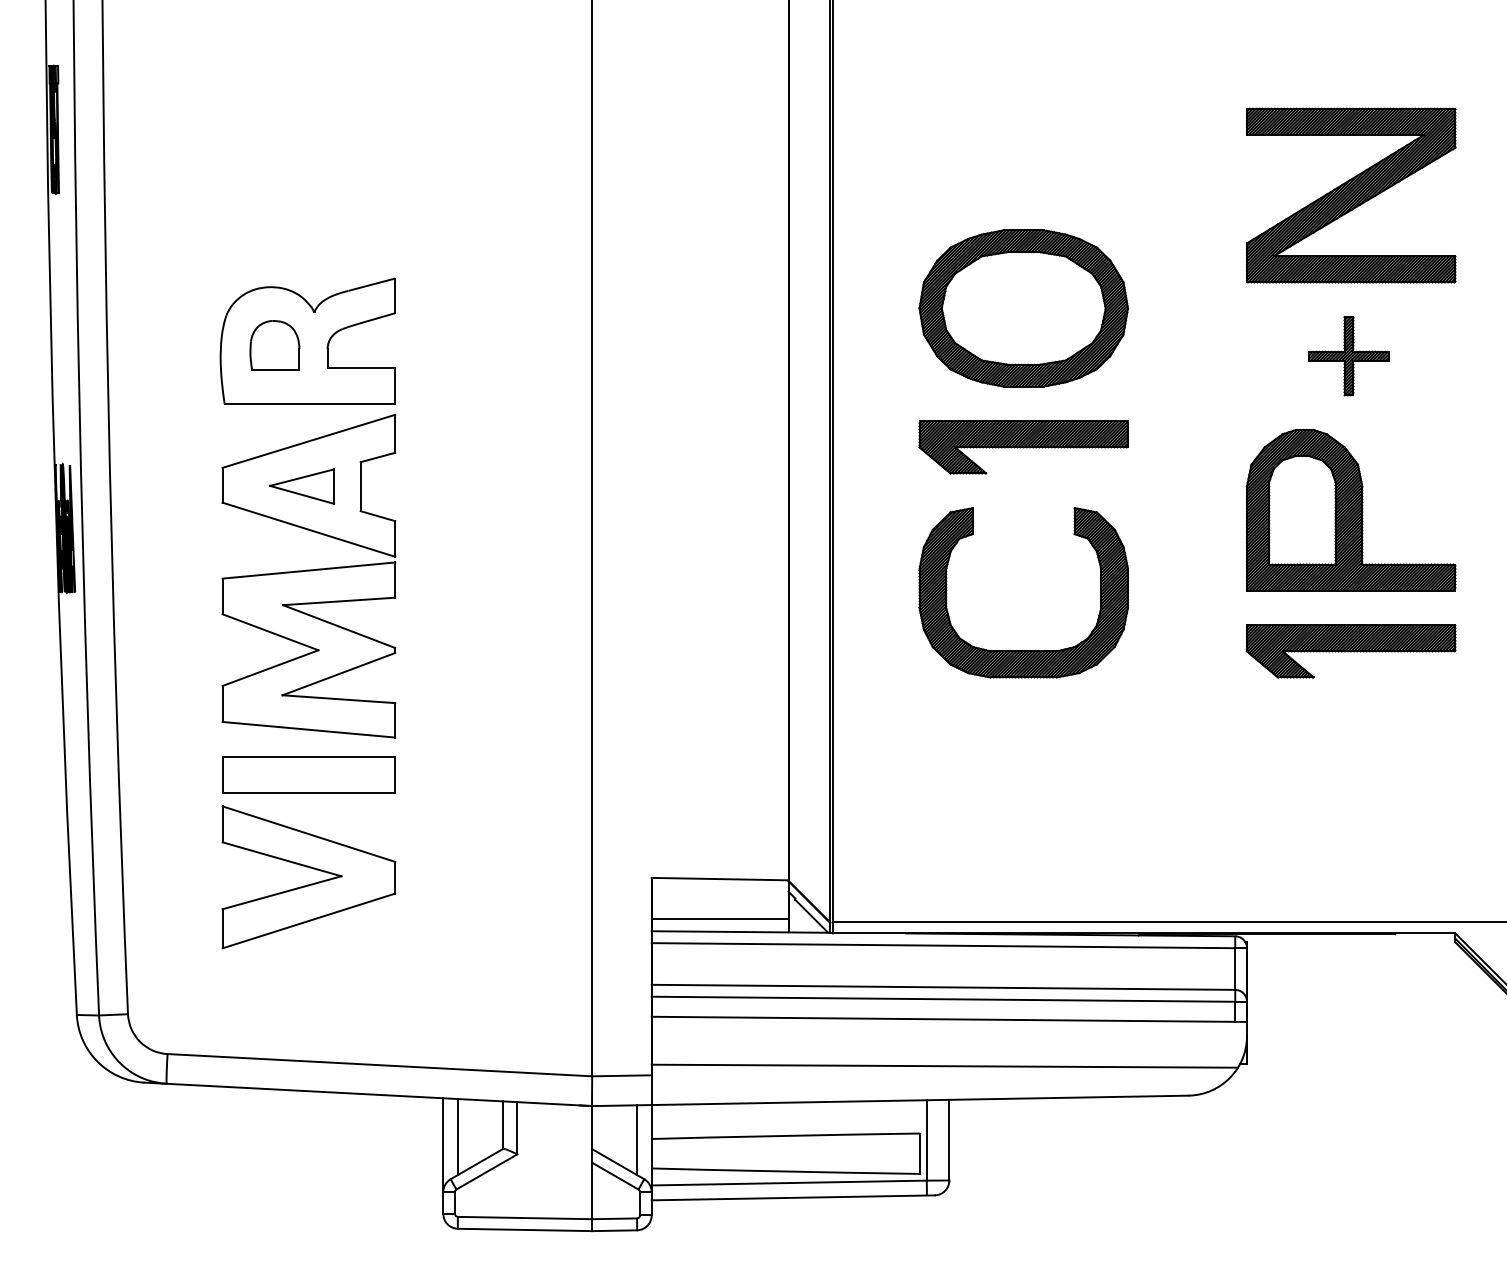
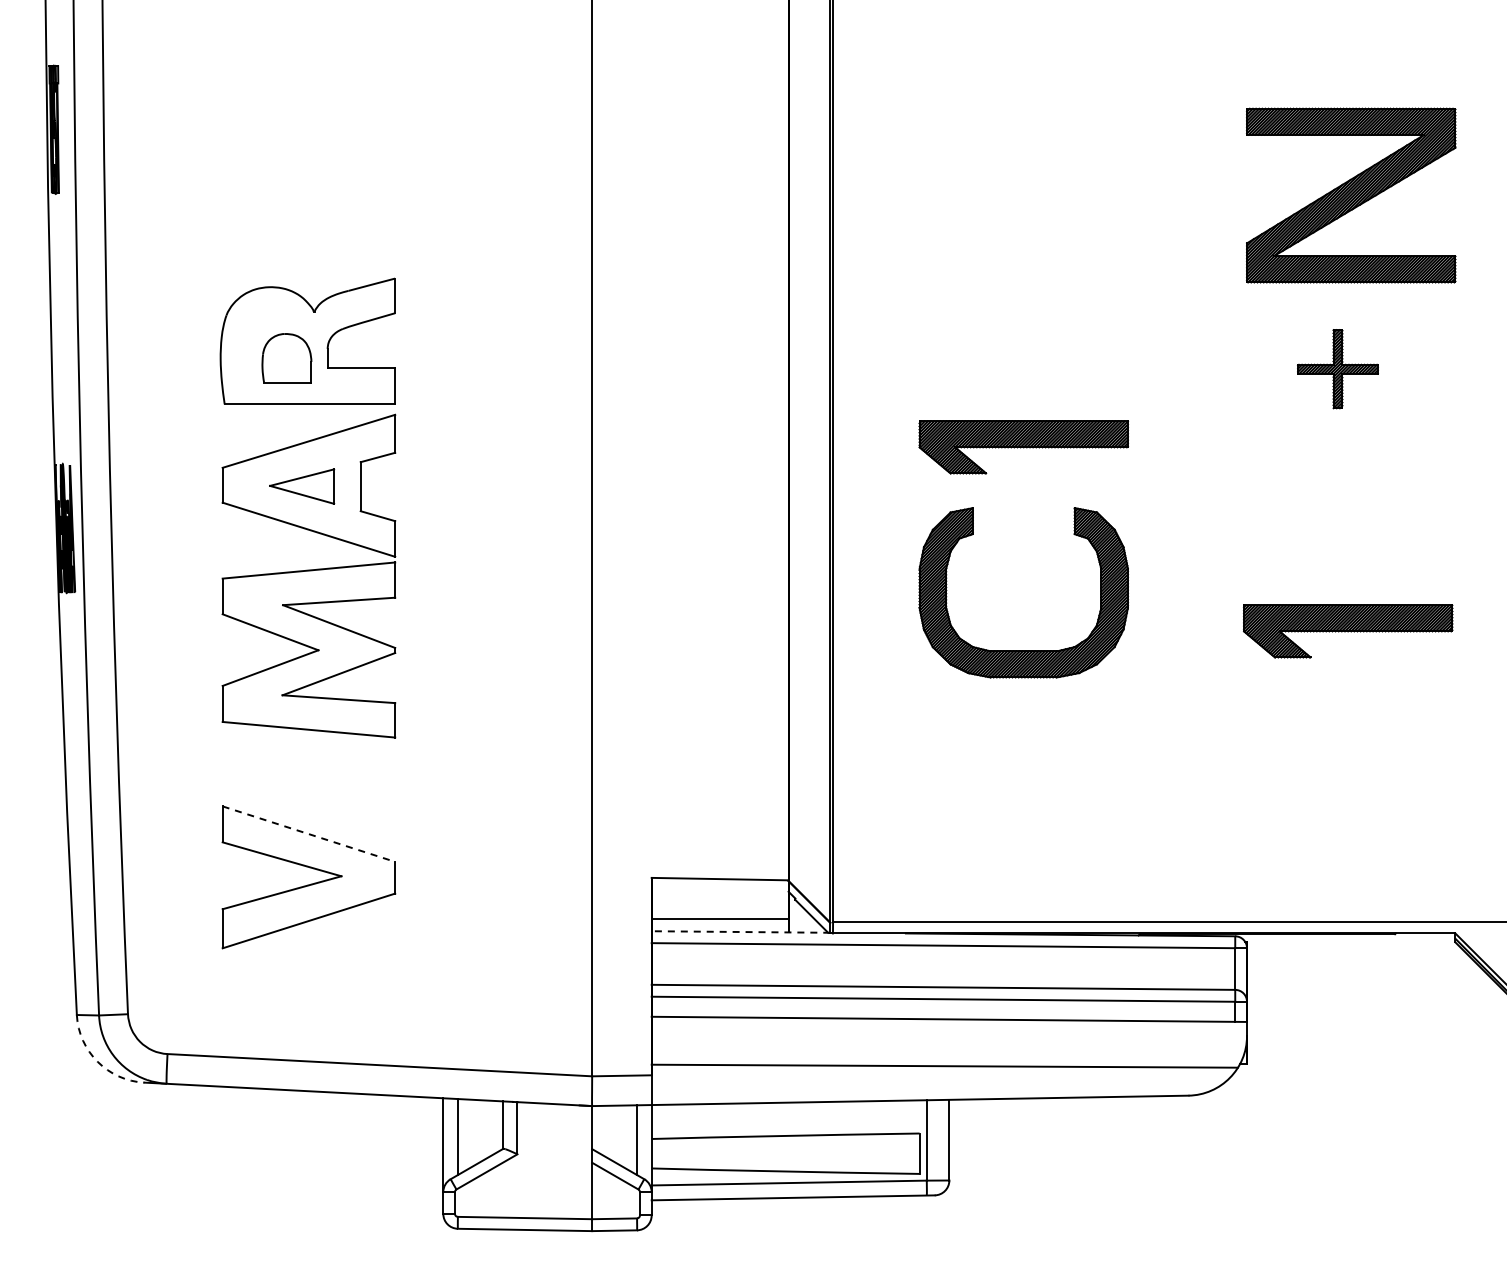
part: present -> none (1023, 308)
part position: (274, 345) -> (286, 358) (286, 358)
part position: (1348, 356) -> (1337, 369) (1337, 369)
part: present -> none (1351, 509)
part position: (1351, 651) -> (1348, 631) (1348, 631)
part: present -> none (308, 774)
line: solid -> dashed (308, 834)
line: solid -> dashed (740, 932)
arc: solid -> dashed (97, 1061)
